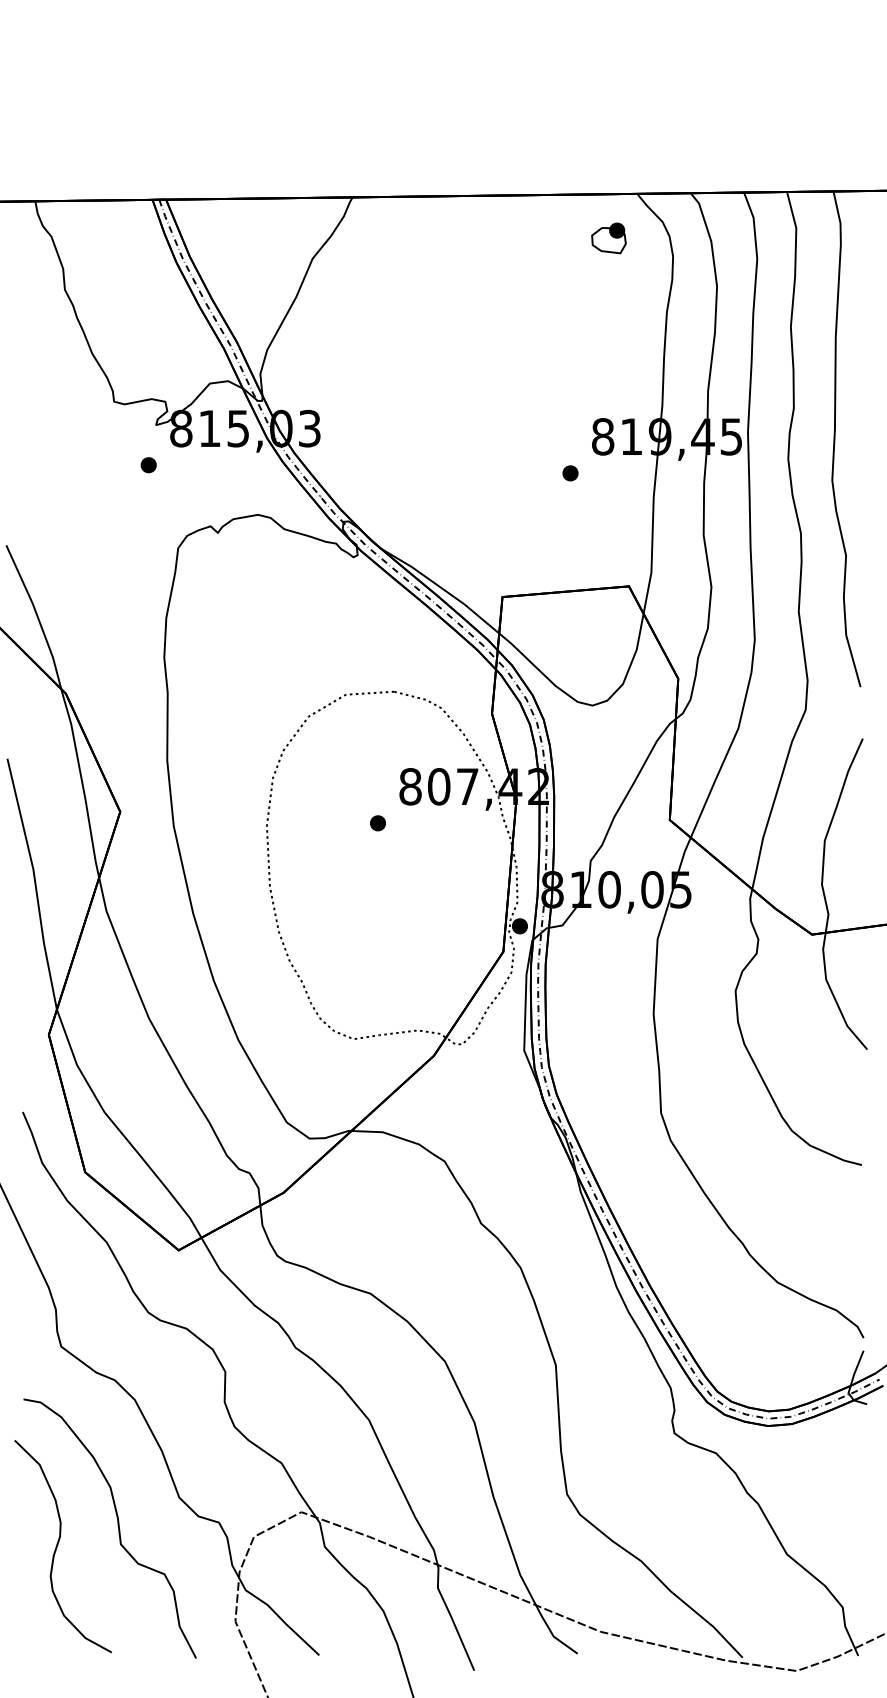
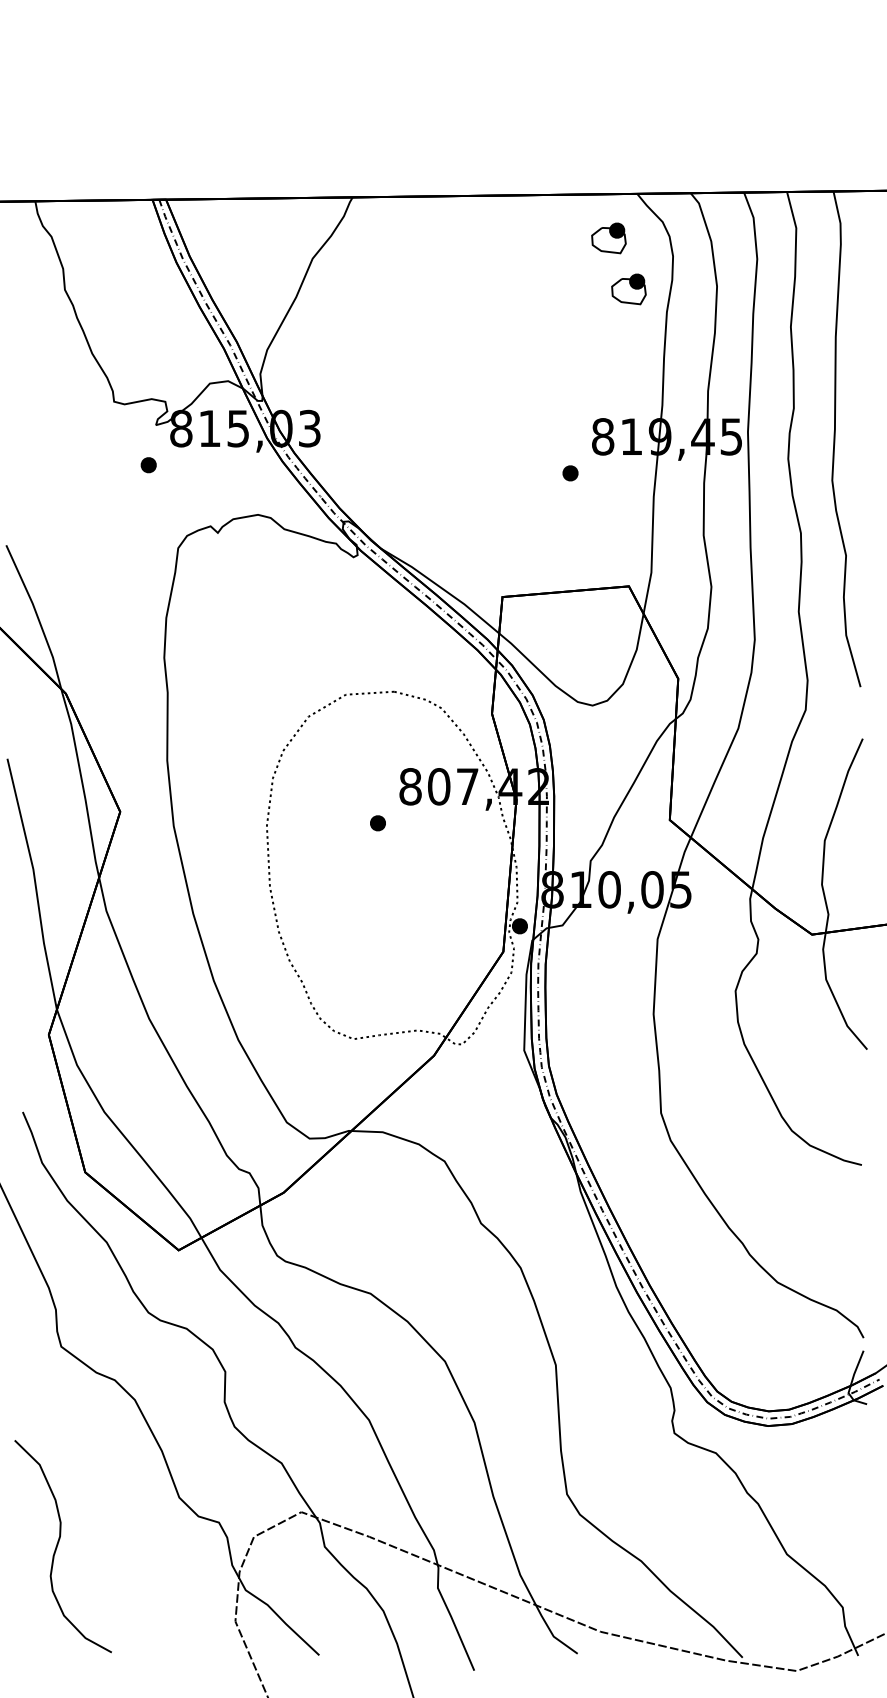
part: none -> present (628, 289)
curve: present -> none (117, 1525)
